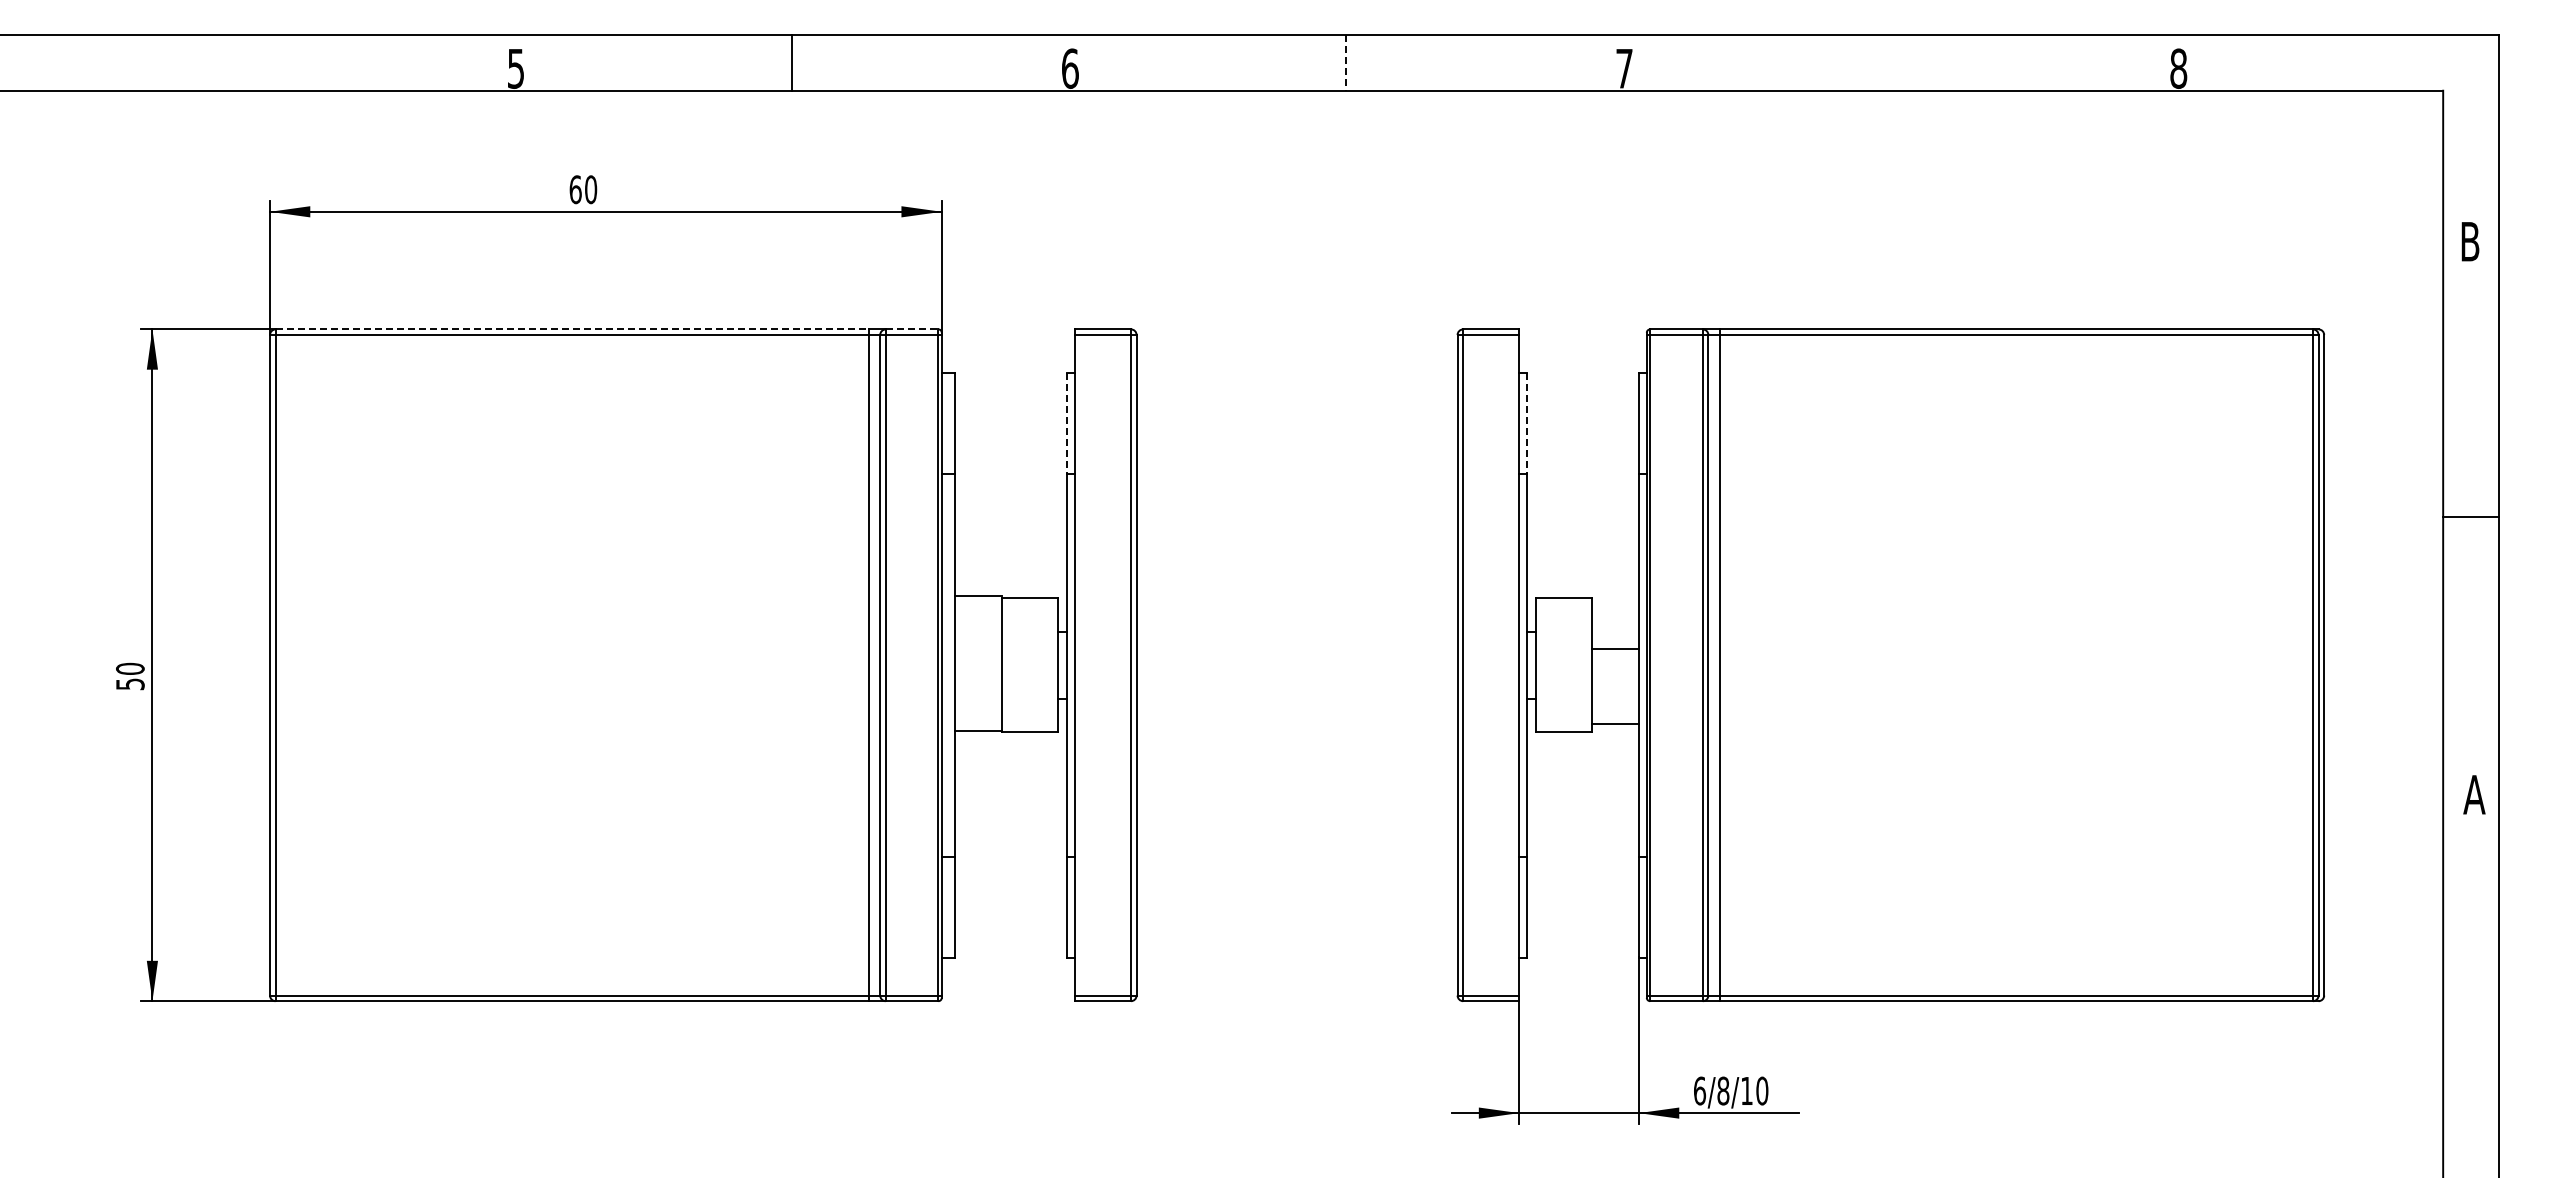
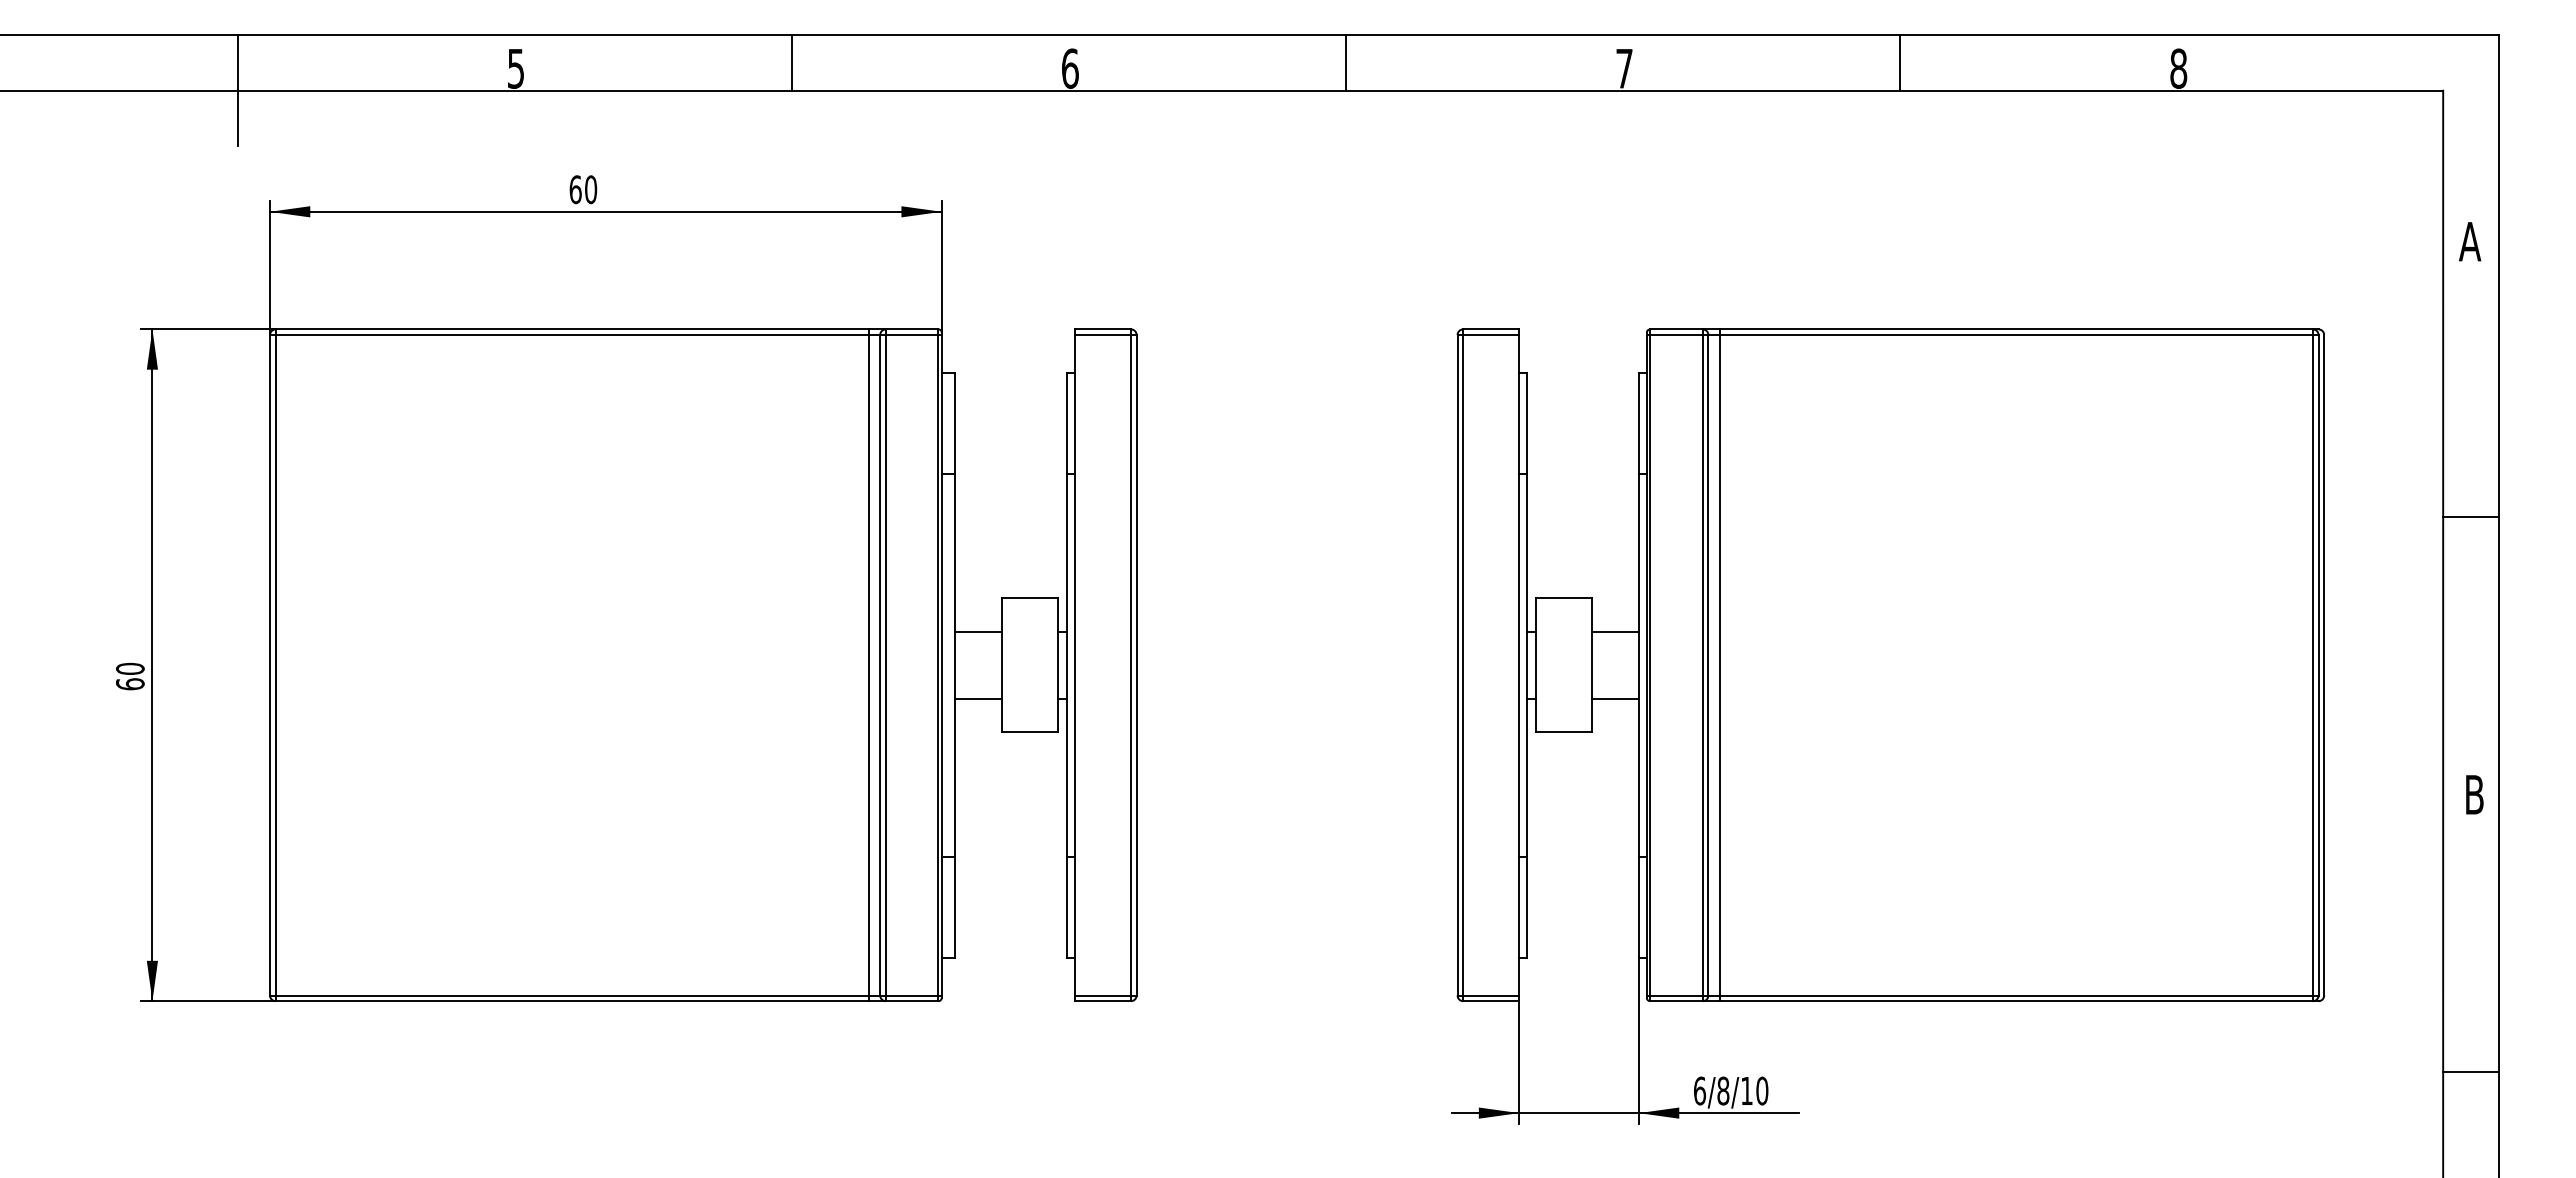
line: none -> present (1900, 62)
line: dashed -> solid (1345, 63)
line: none -> present (237, 90)
text: B -> A (2470, 241)
line: dashed -> solid (572, 329)
line: dashed -> solid (912, 329)
line: dashed -> solid (1067, 423)
line: dashed -> solid (1527, 423)
line position: (978, 595) -> (978, 631) (978, 631)
line position: (1614, 648) -> (1614, 631) (1614, 631)
text: 50 -> 60 (130, 684)
line position: (1614, 723) -> (1614, 698) (1614, 698)
line position: (978, 730) -> (978, 698) (978, 698)
text: A -> B (2474, 794)
line: none -> present (2470, 1071)
